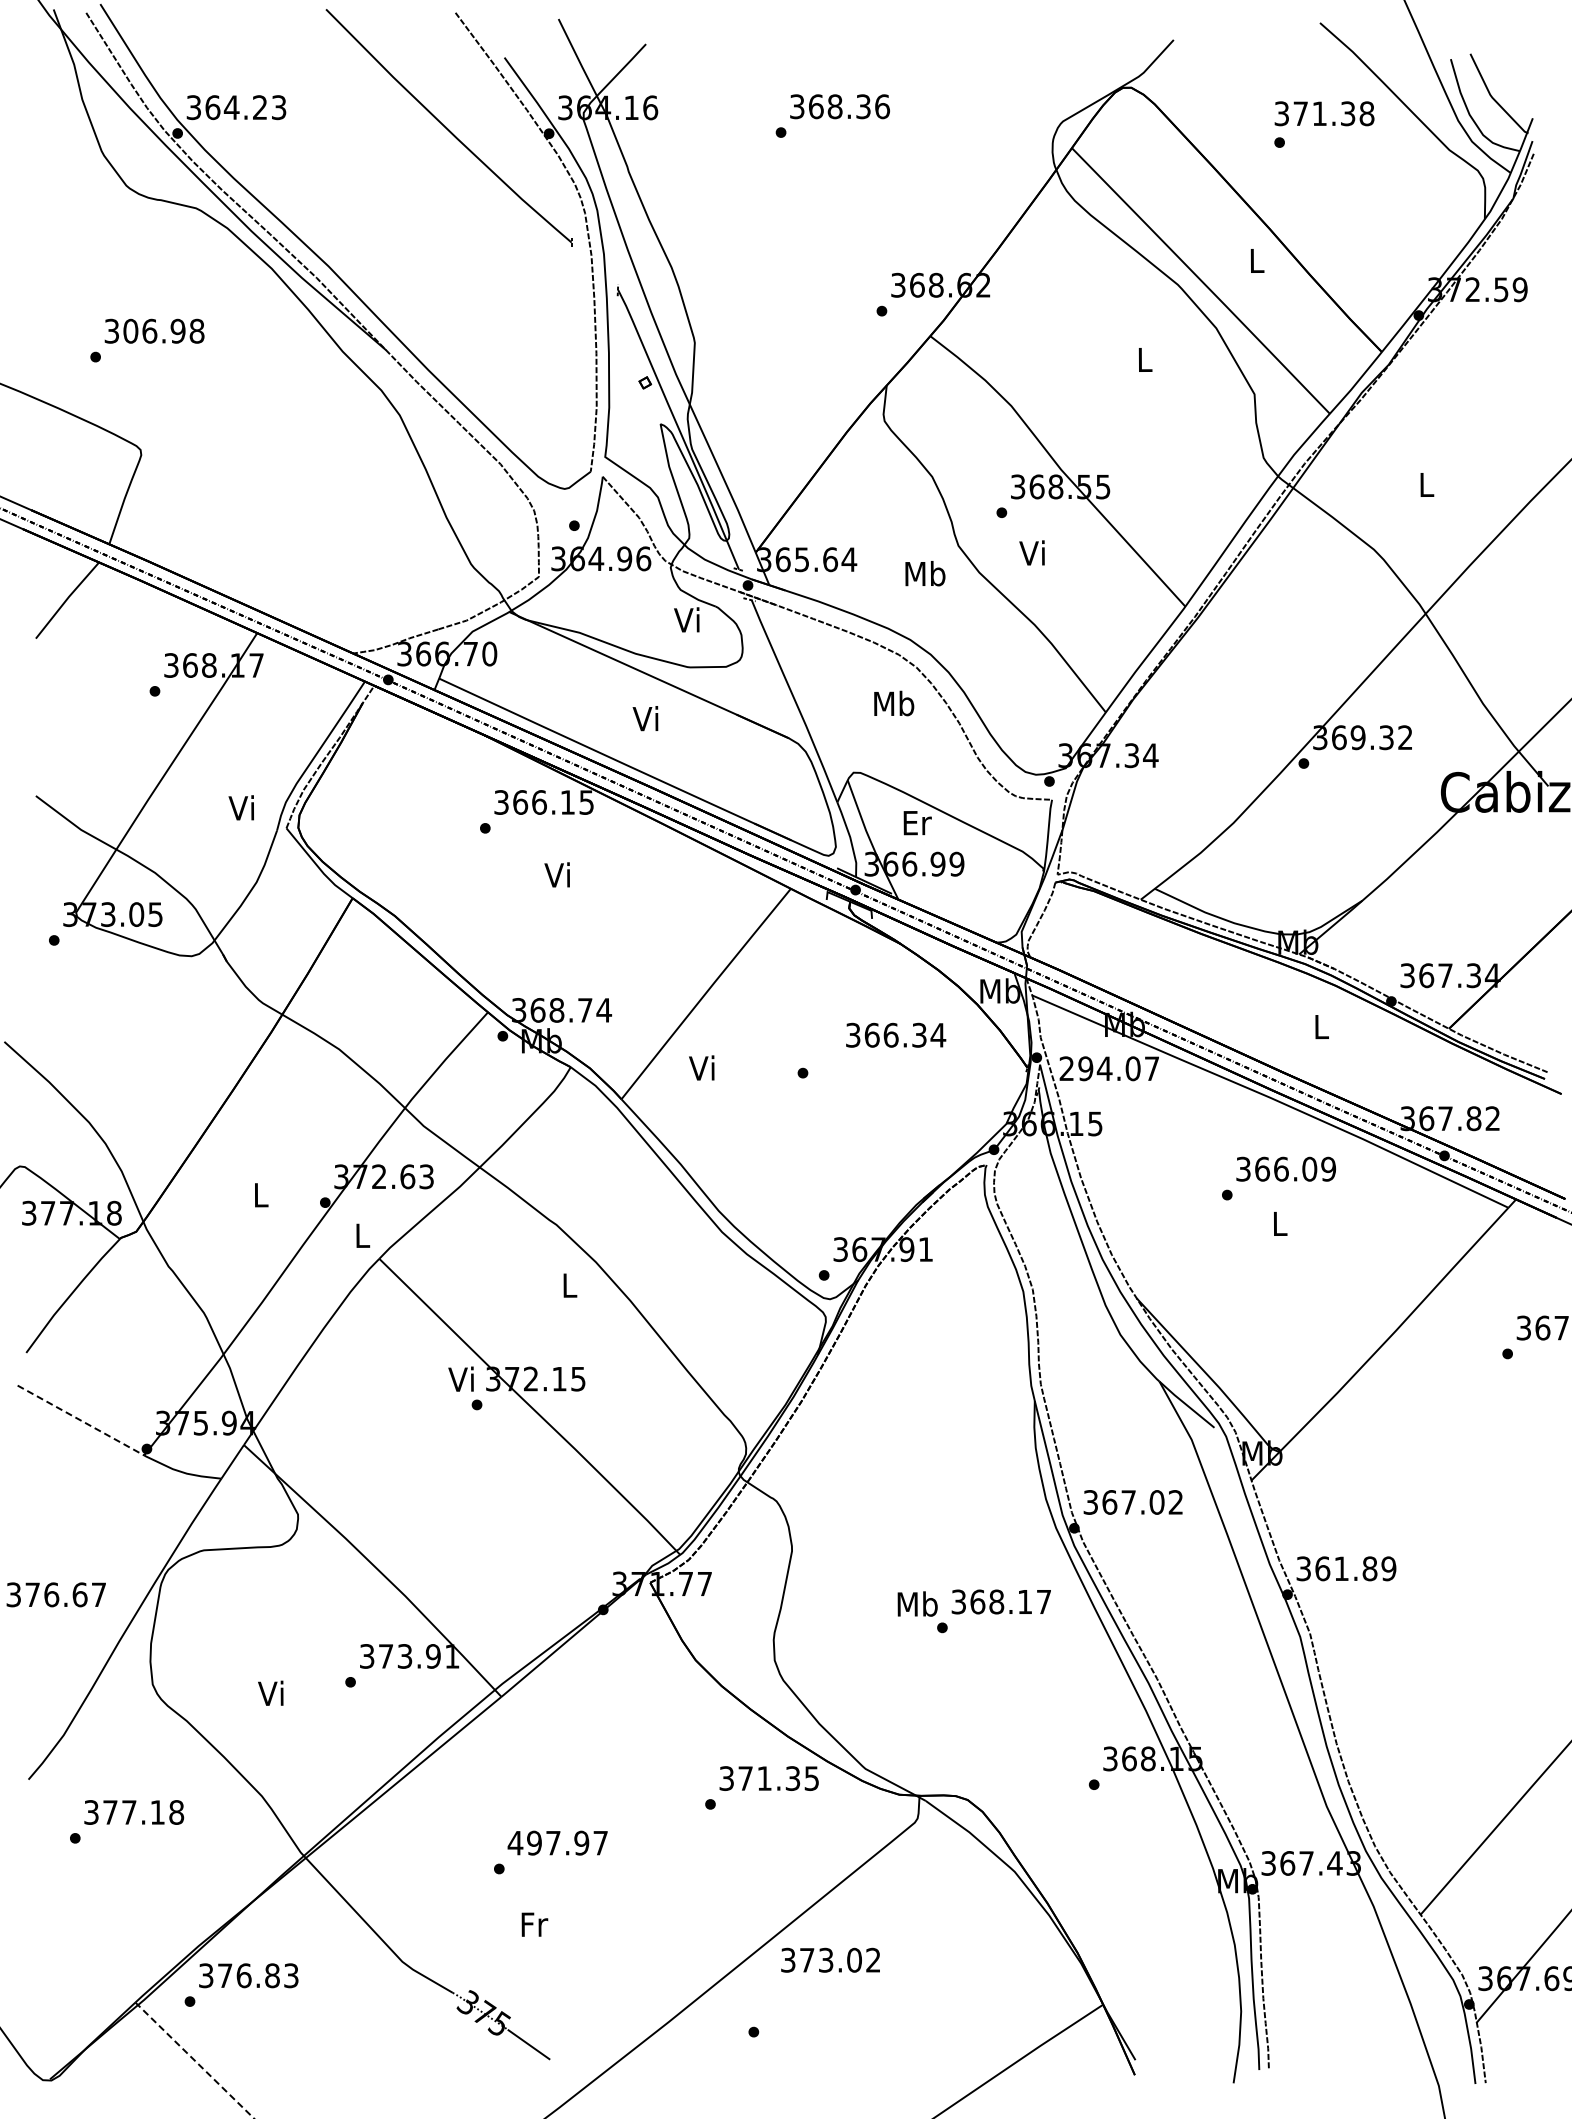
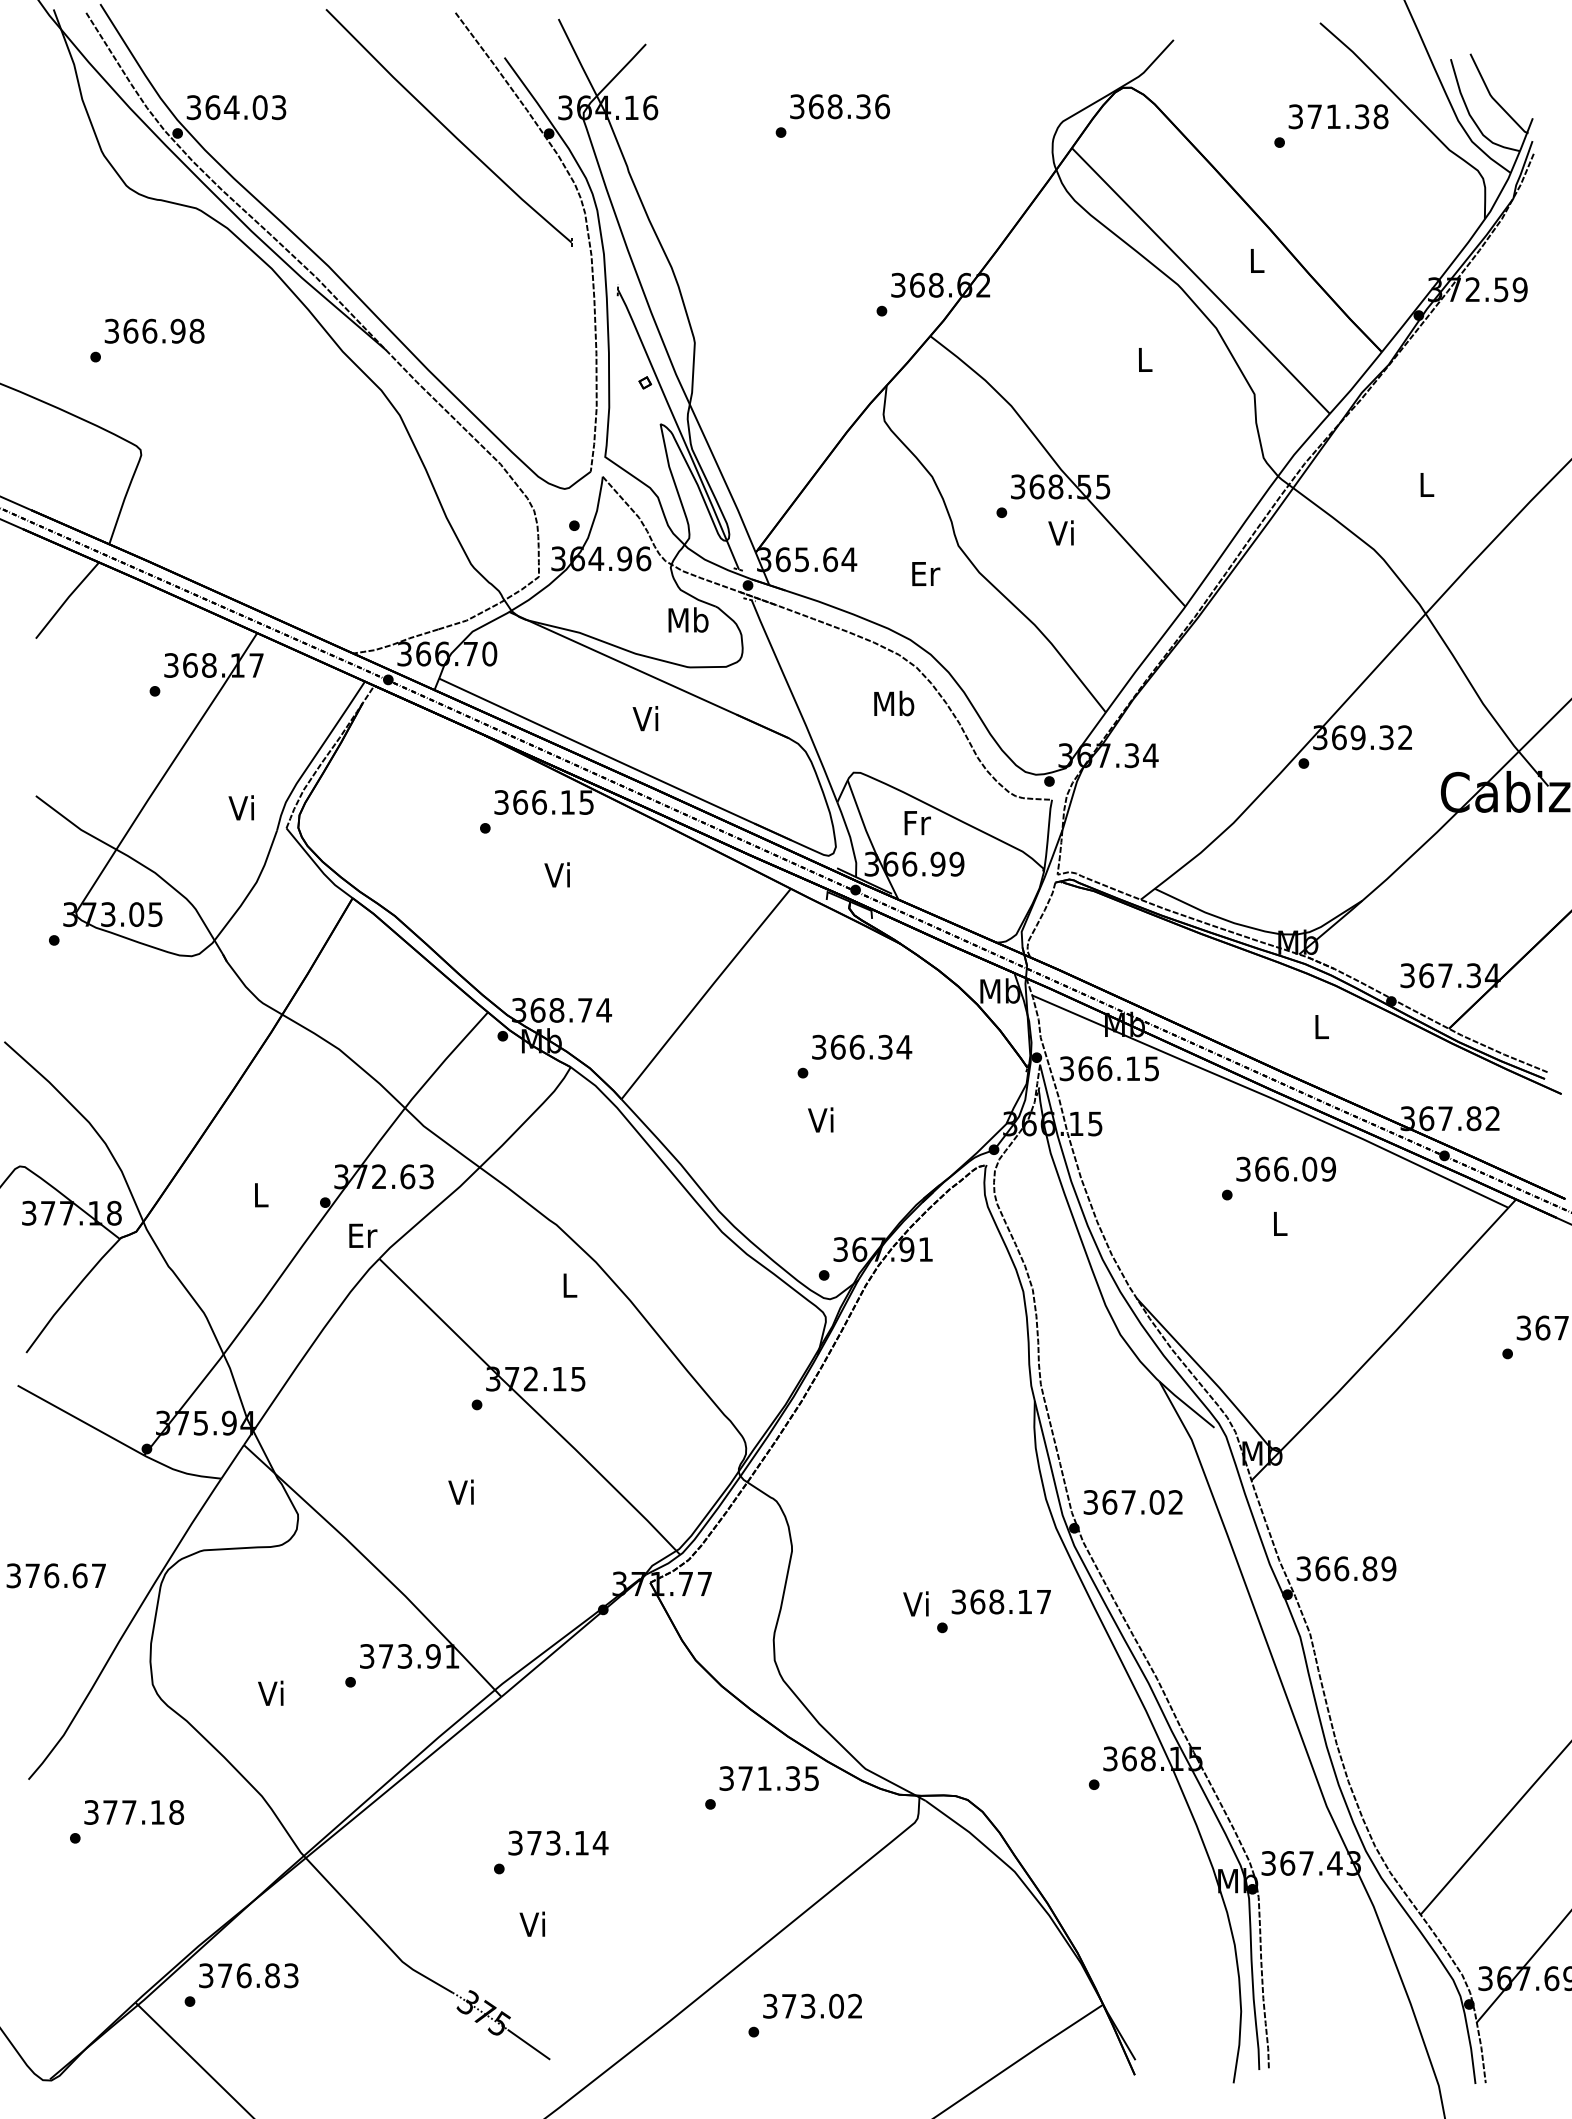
text: 364.23 -> 364.03 (259, 107)
text position: (1324, 113) -> (1338, 116) (1338, 116)
text: 306.98 -> 366.98 (130, 330)
text position: (1031, 552) -> (1060, 532) (1060, 532)
text: Mb -> Er (925, 573)
text: Vi -> Mb (688, 619)
text: Er -> Fr (917, 823)
text position: (896, 1034) -> (862, 1046) (862, 1046)
text position: (701, 1067) -> (820, 1119) (820, 1119)
text: 294.07 -> 366.15 (1108, 1068)
text: L -> Er (363, 1235)
text position: (460, 1378) -> (460, 1491) (460, 1491)
line: dashed -> solid (81, 1421)
text: 361.89 -> 366.89 (1341, 1568)
text position: (55, 1594) -> (55, 1575) (55, 1575)
text: Mb -> Vi (917, 1603)
text: 497.97 -> 373.14 (557, 1842)
text: Fr -> Vi (533, 1923)
text position: (830, 1959) -> (812, 2005) (812, 2005)
line: dashed -> solid (195, 2061)
